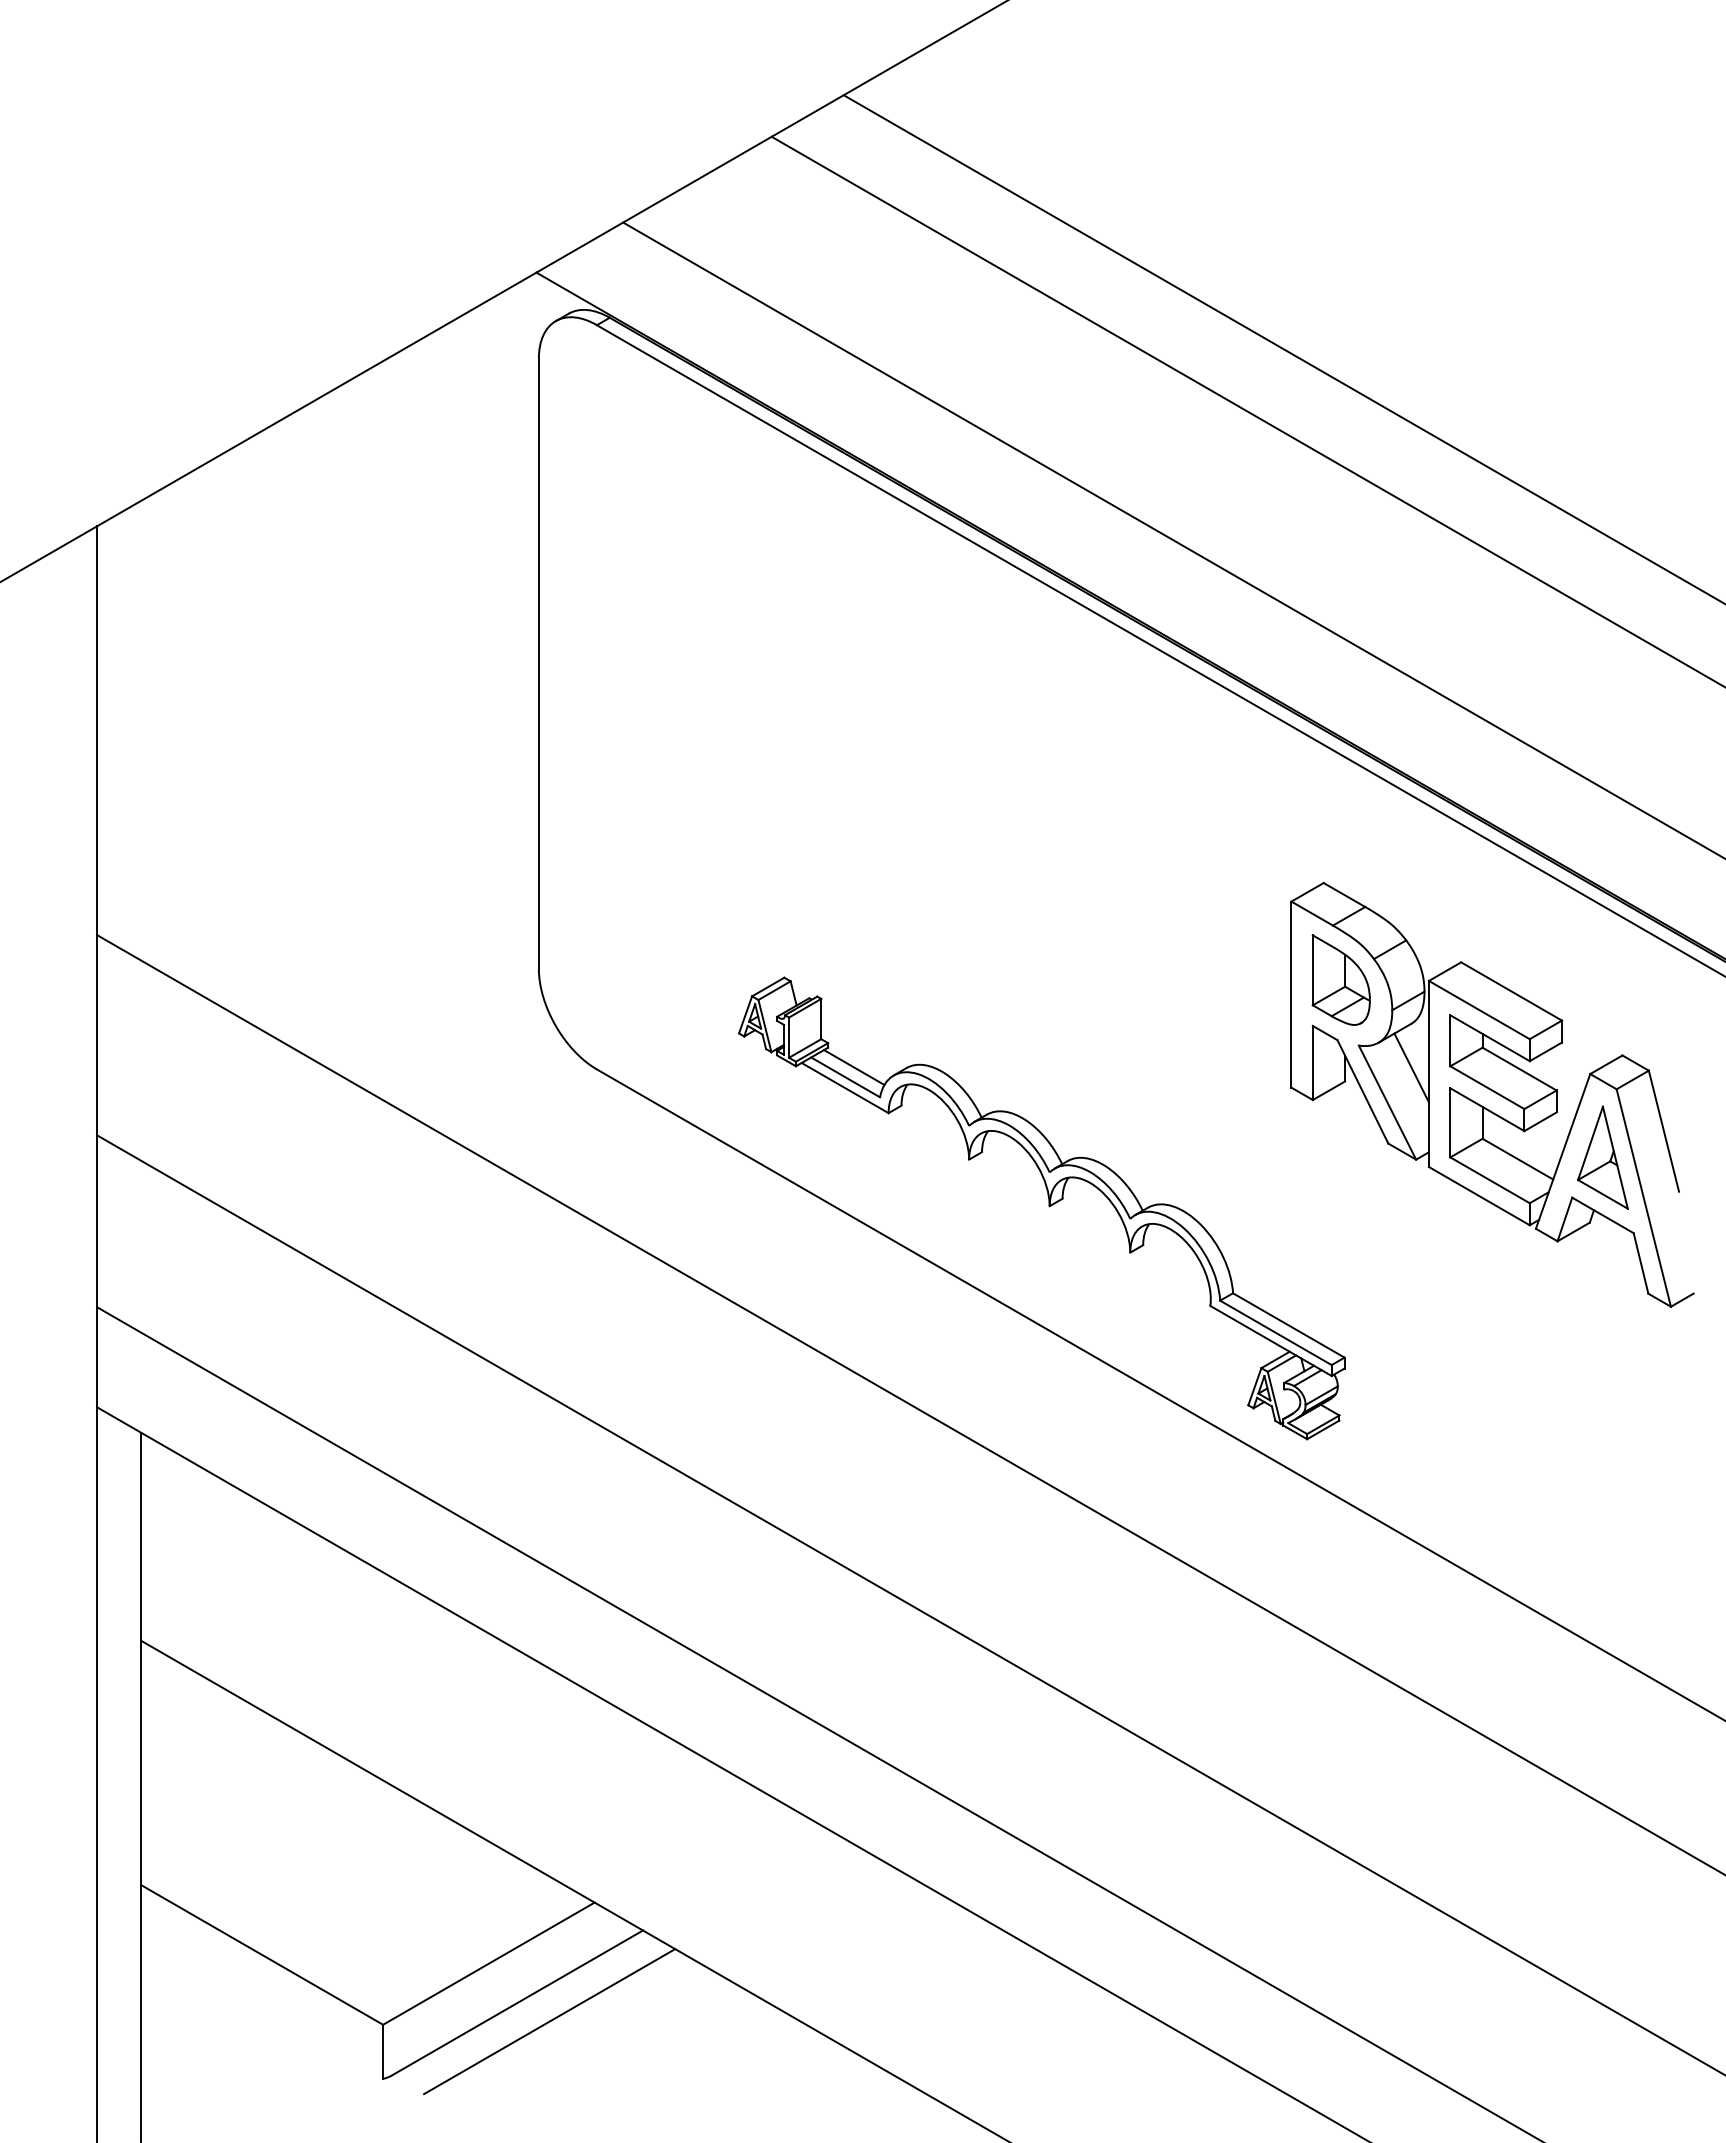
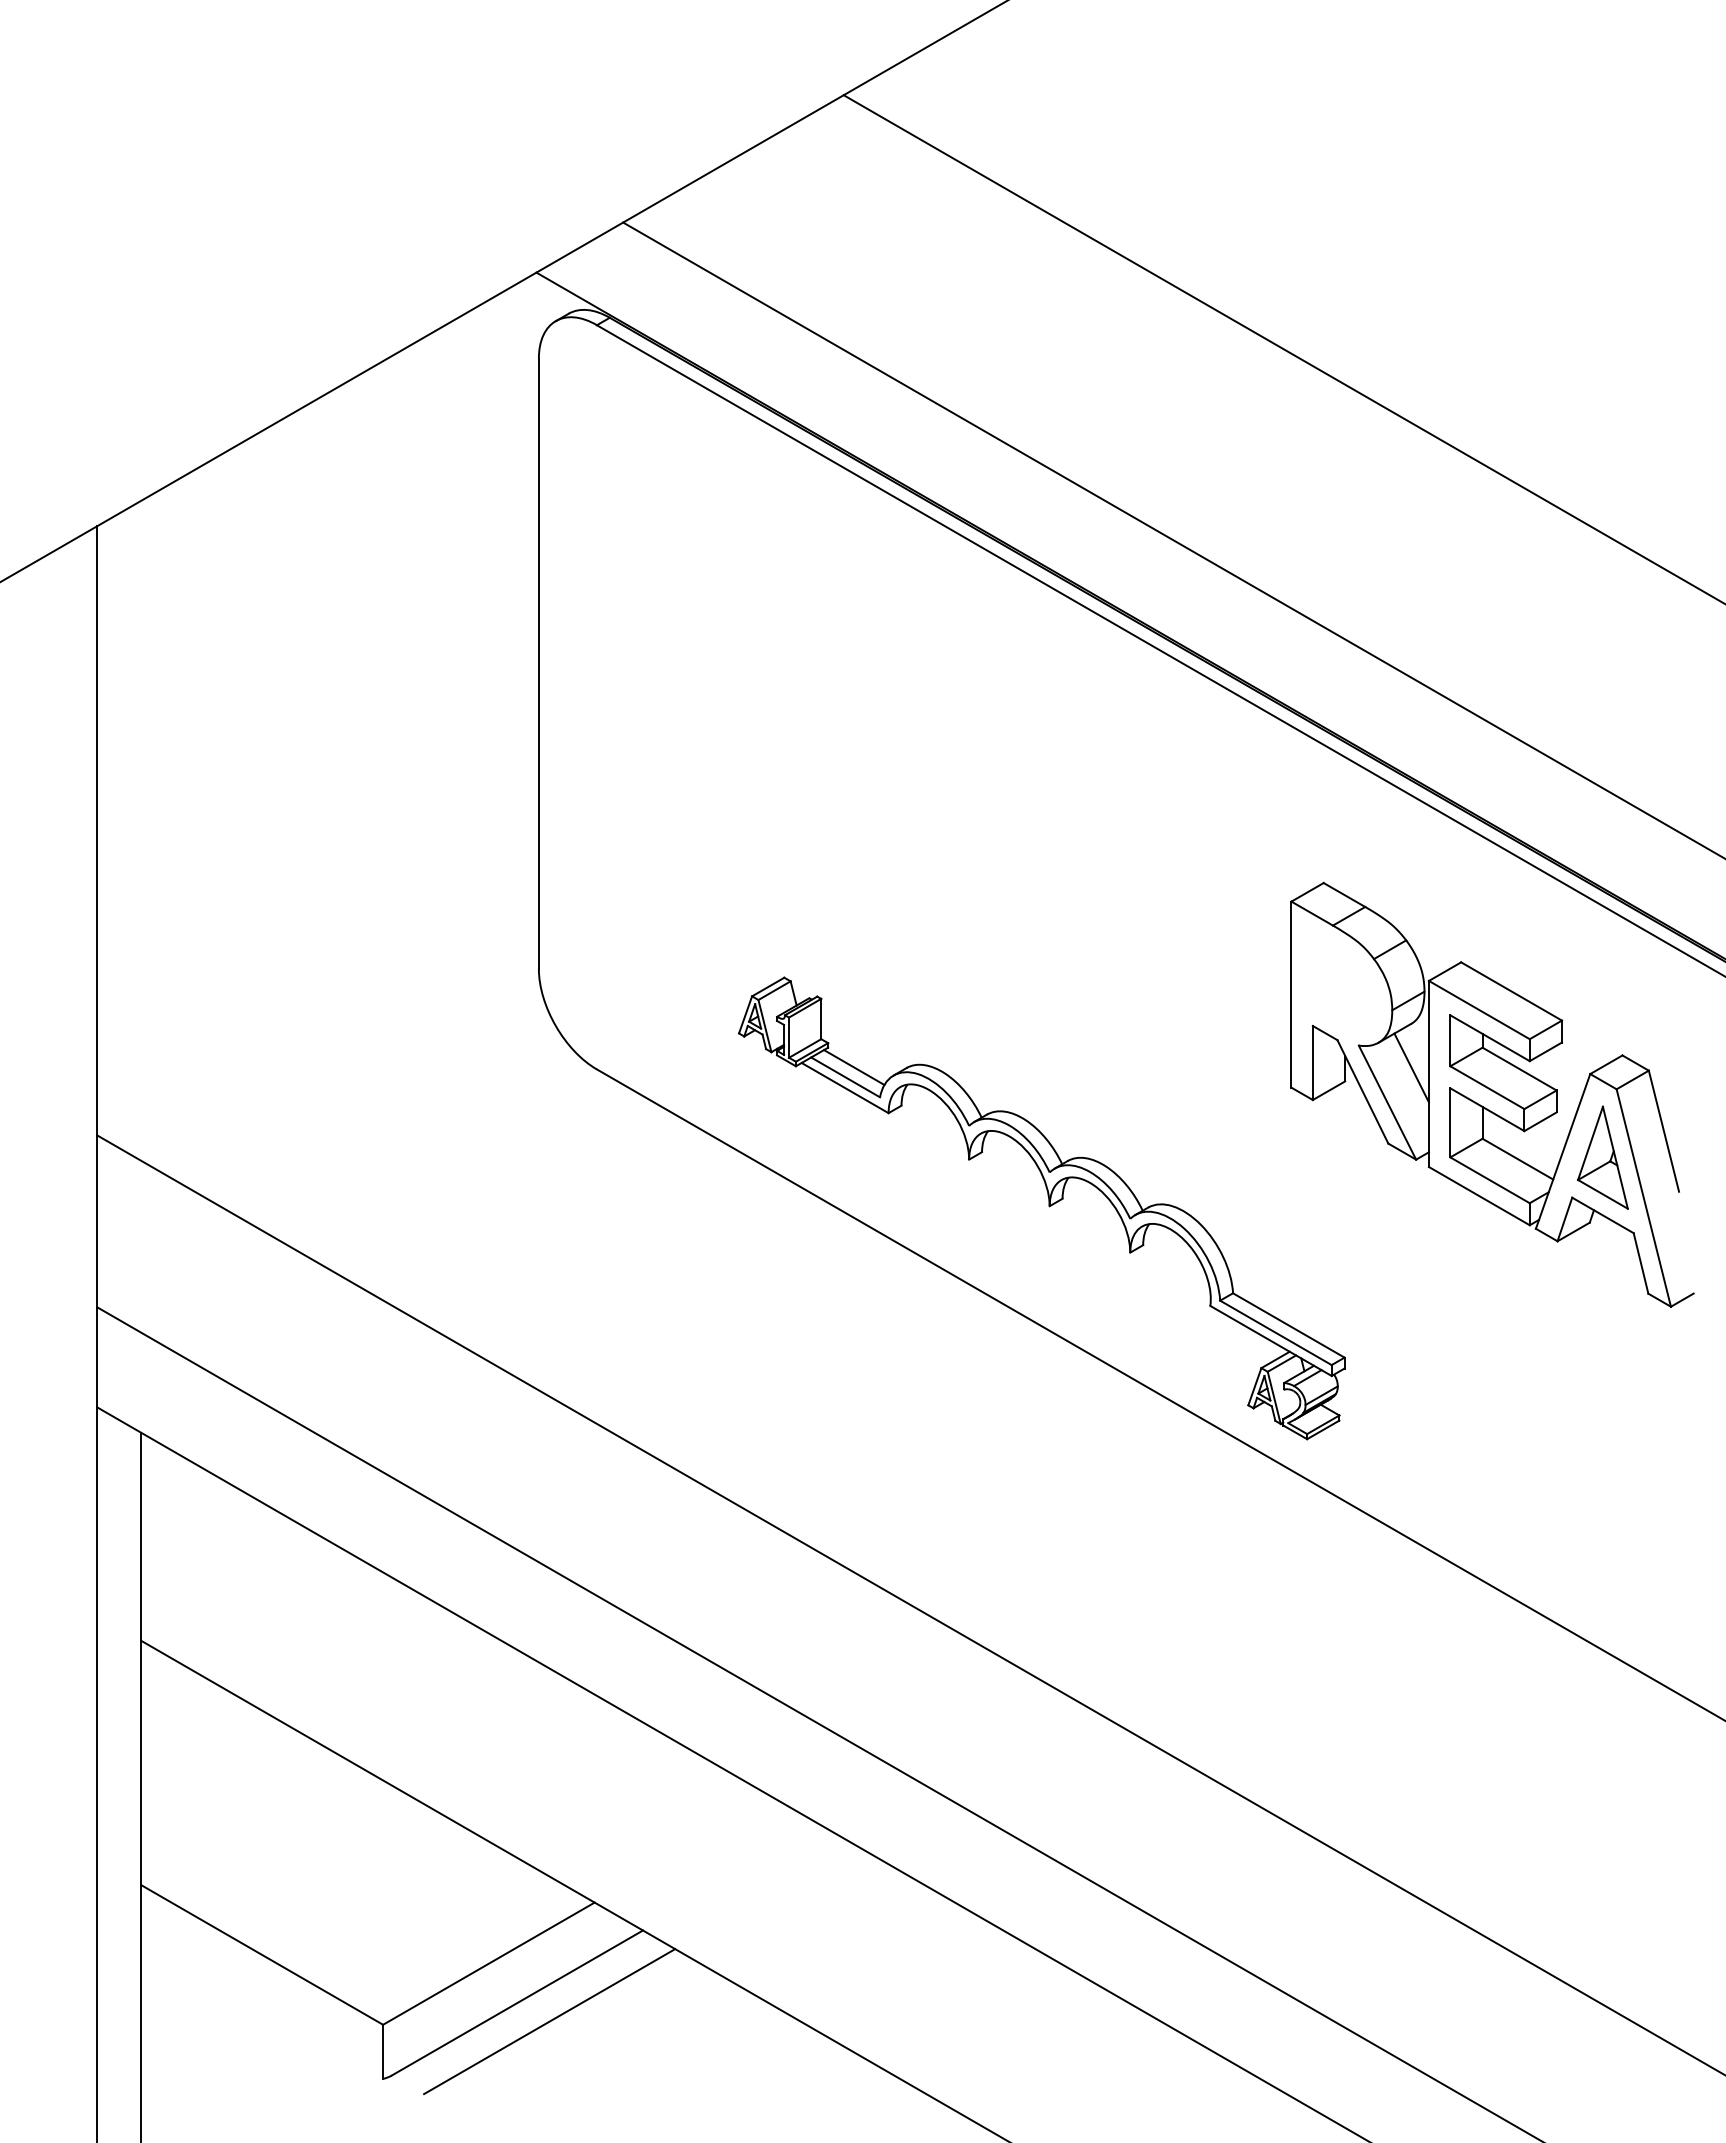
line: present -> none (1246, 410)
part: present -> none (1340, 979)
line: present -> none (909, 1404)
